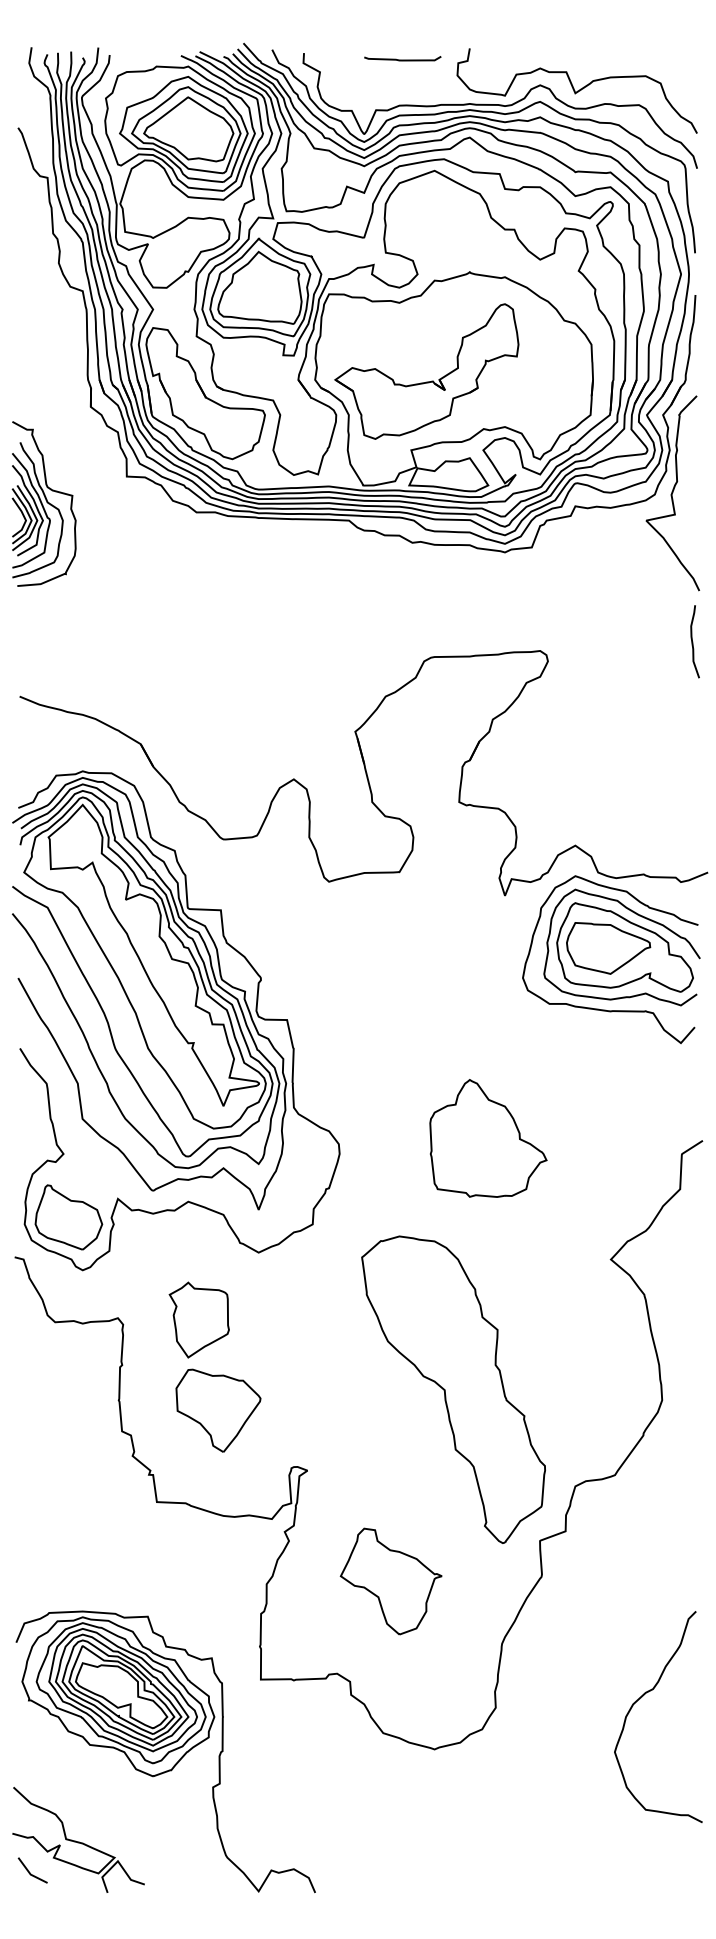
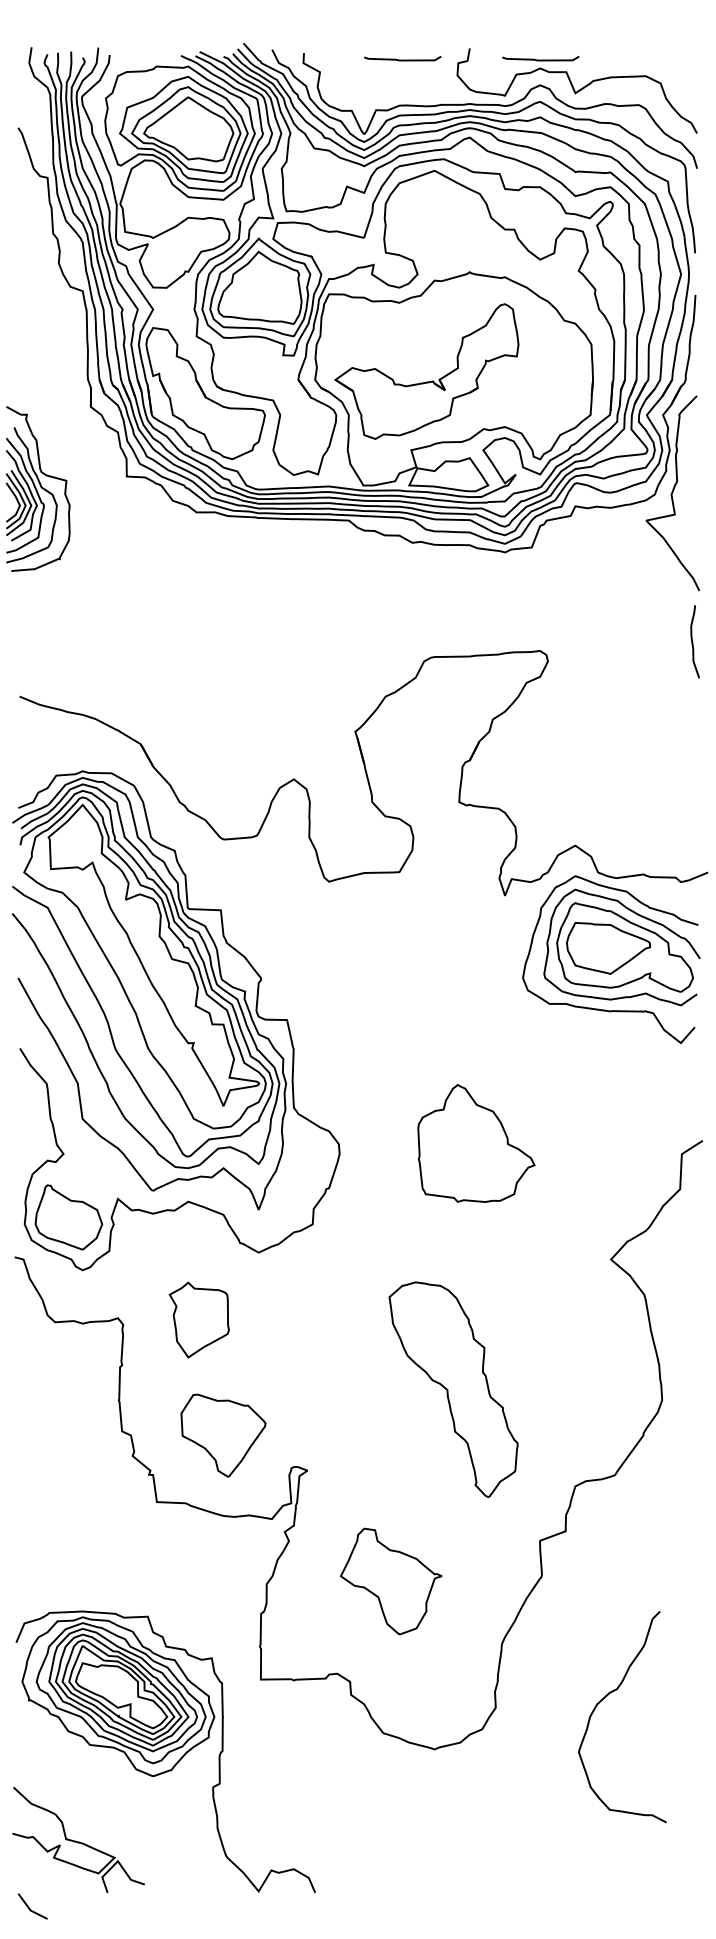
curve: none -> present (540, 59)
part position: (43, 503) -> (37, 488) (37, 488)
part position: (488, 1138) -> (476, 1143) (476, 1143)
part size: 185x309 px -> 131x217 px (453, 1389)
part position: (218, 1410) -> (223, 1435) (223, 1435)
curve position: (641, 1698) -> (605, 1698) (605, 1698)
line position: (30, 1872) -> (30, 1908) (30, 1908)
